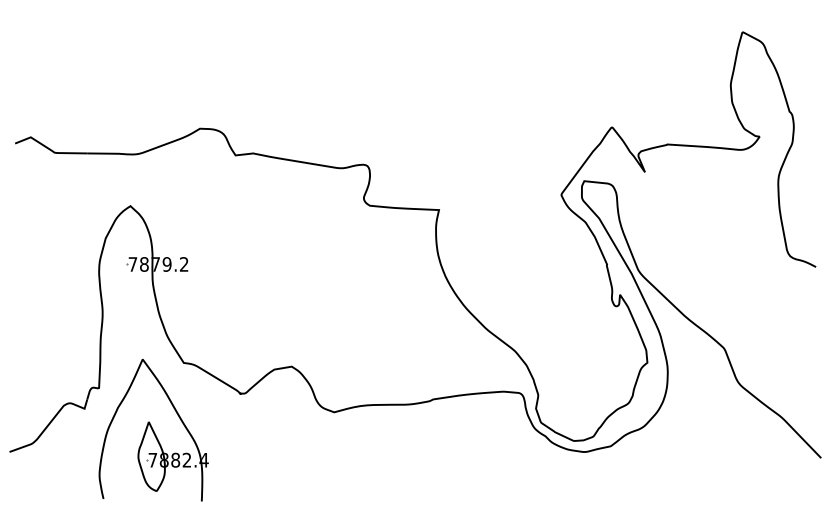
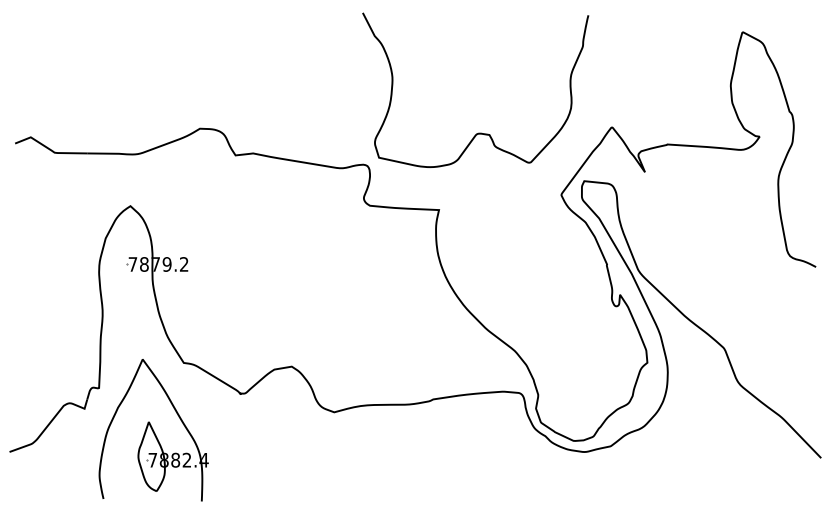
curve: none -> present (478, 132)
